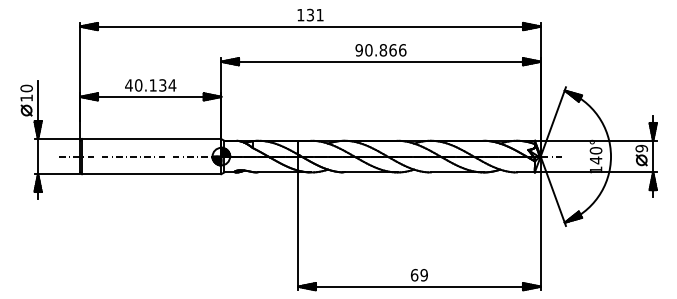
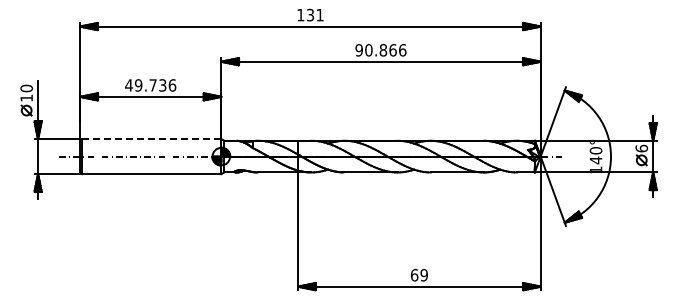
text: 40.134 -> 49.736 (155, 85)
line: solid -> dashed (151, 139)
text: 9 -> 6 (641, 148)
